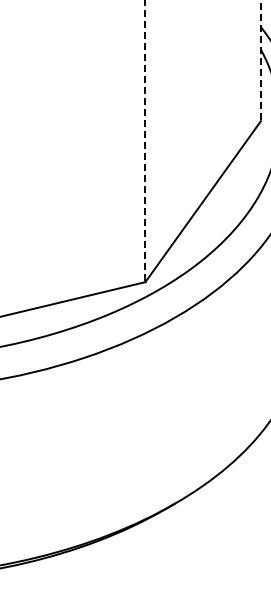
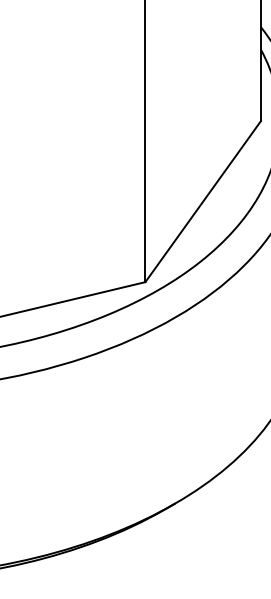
line: dashed -> solid (260, 61)
line: dashed -> solid (145, 141)
